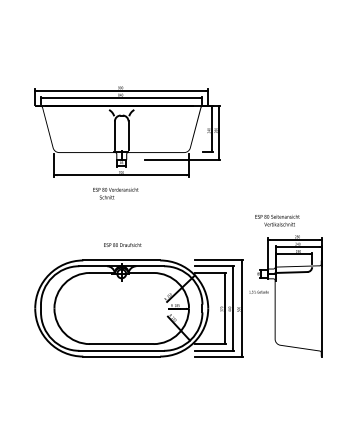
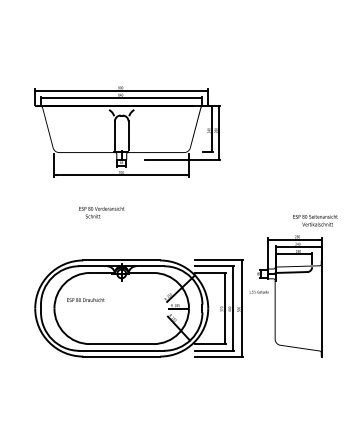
text position: (115, 193) -> (101, 212) (101, 212)
text position: (277, 220) -> (315, 220) (315, 220)
text position: (122, 244) -> (85, 299) (85, 299)
